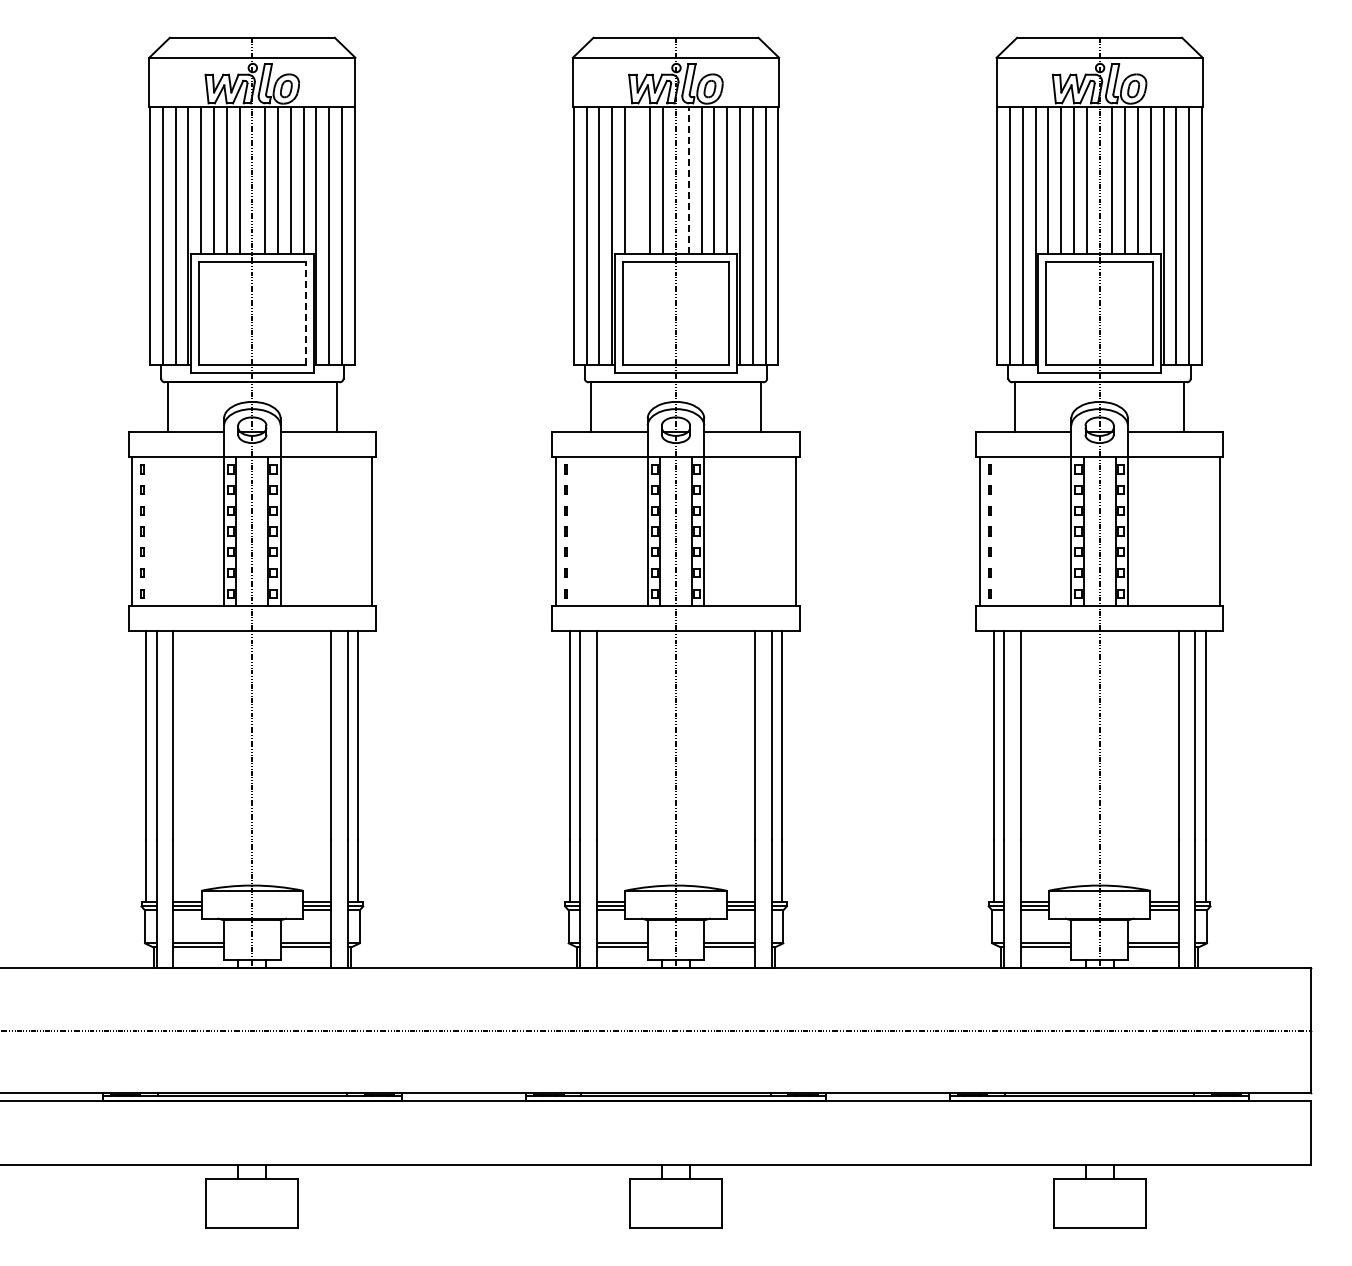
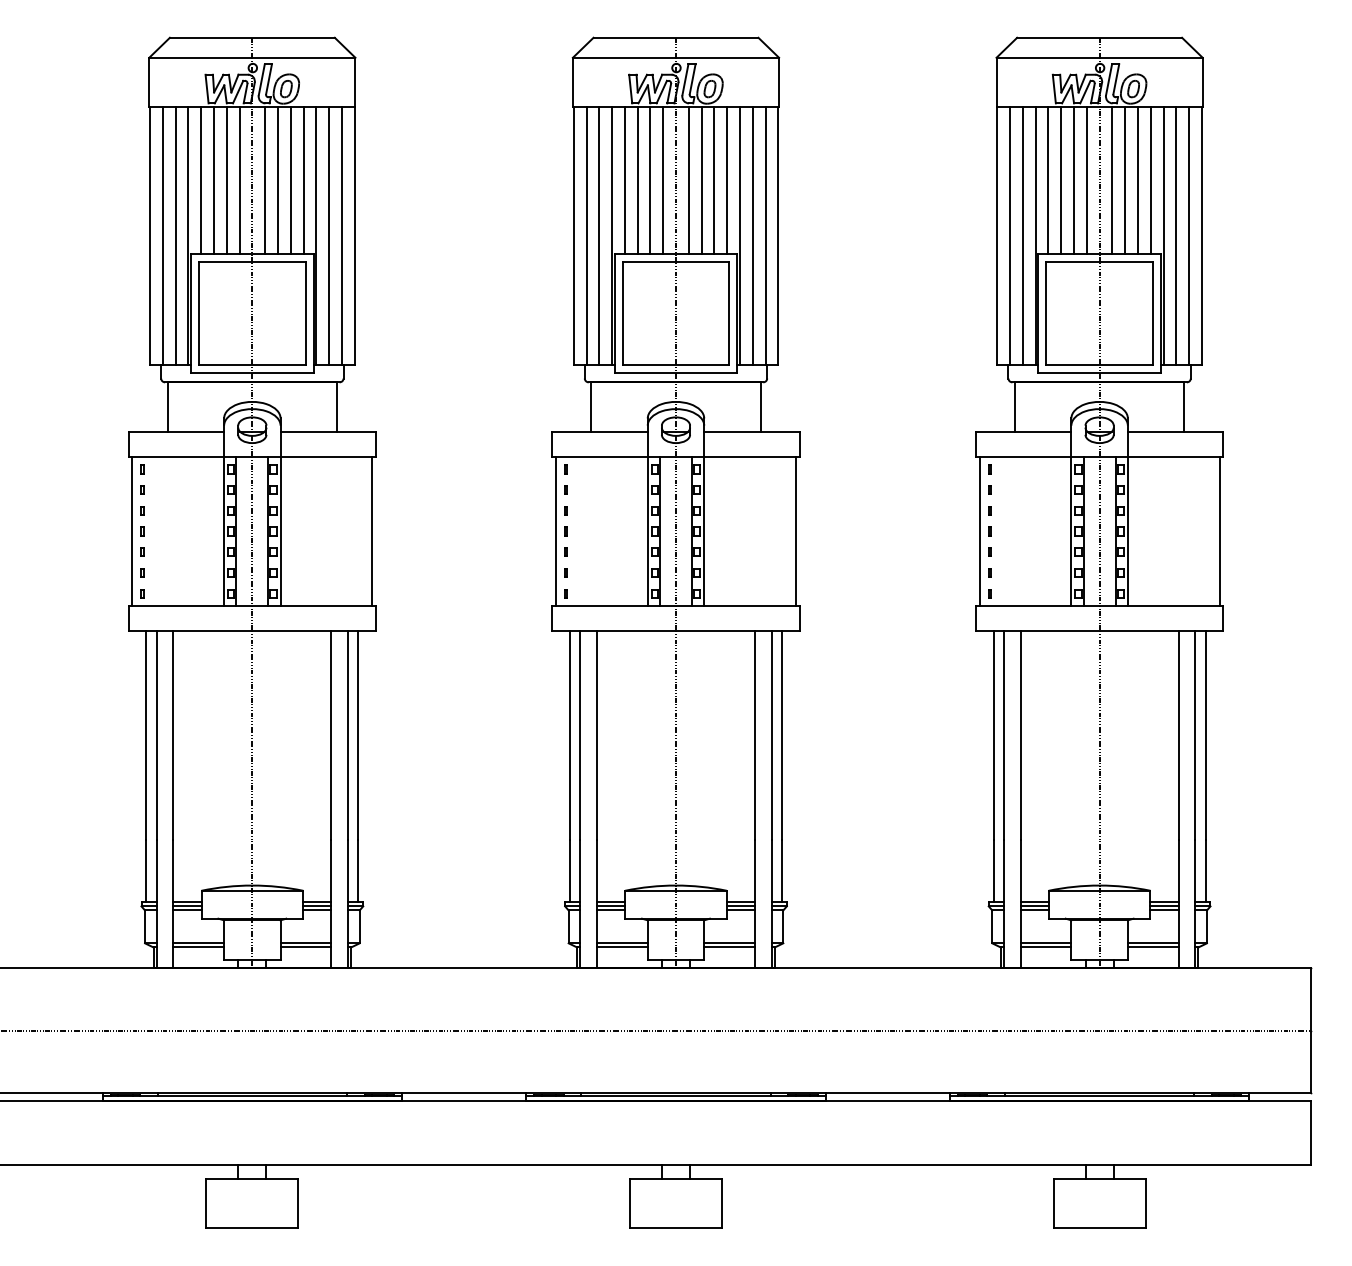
line: none -> present (637, 180)
line: dashed -> solid (688, 180)
line: dashed -> solid (305, 313)
